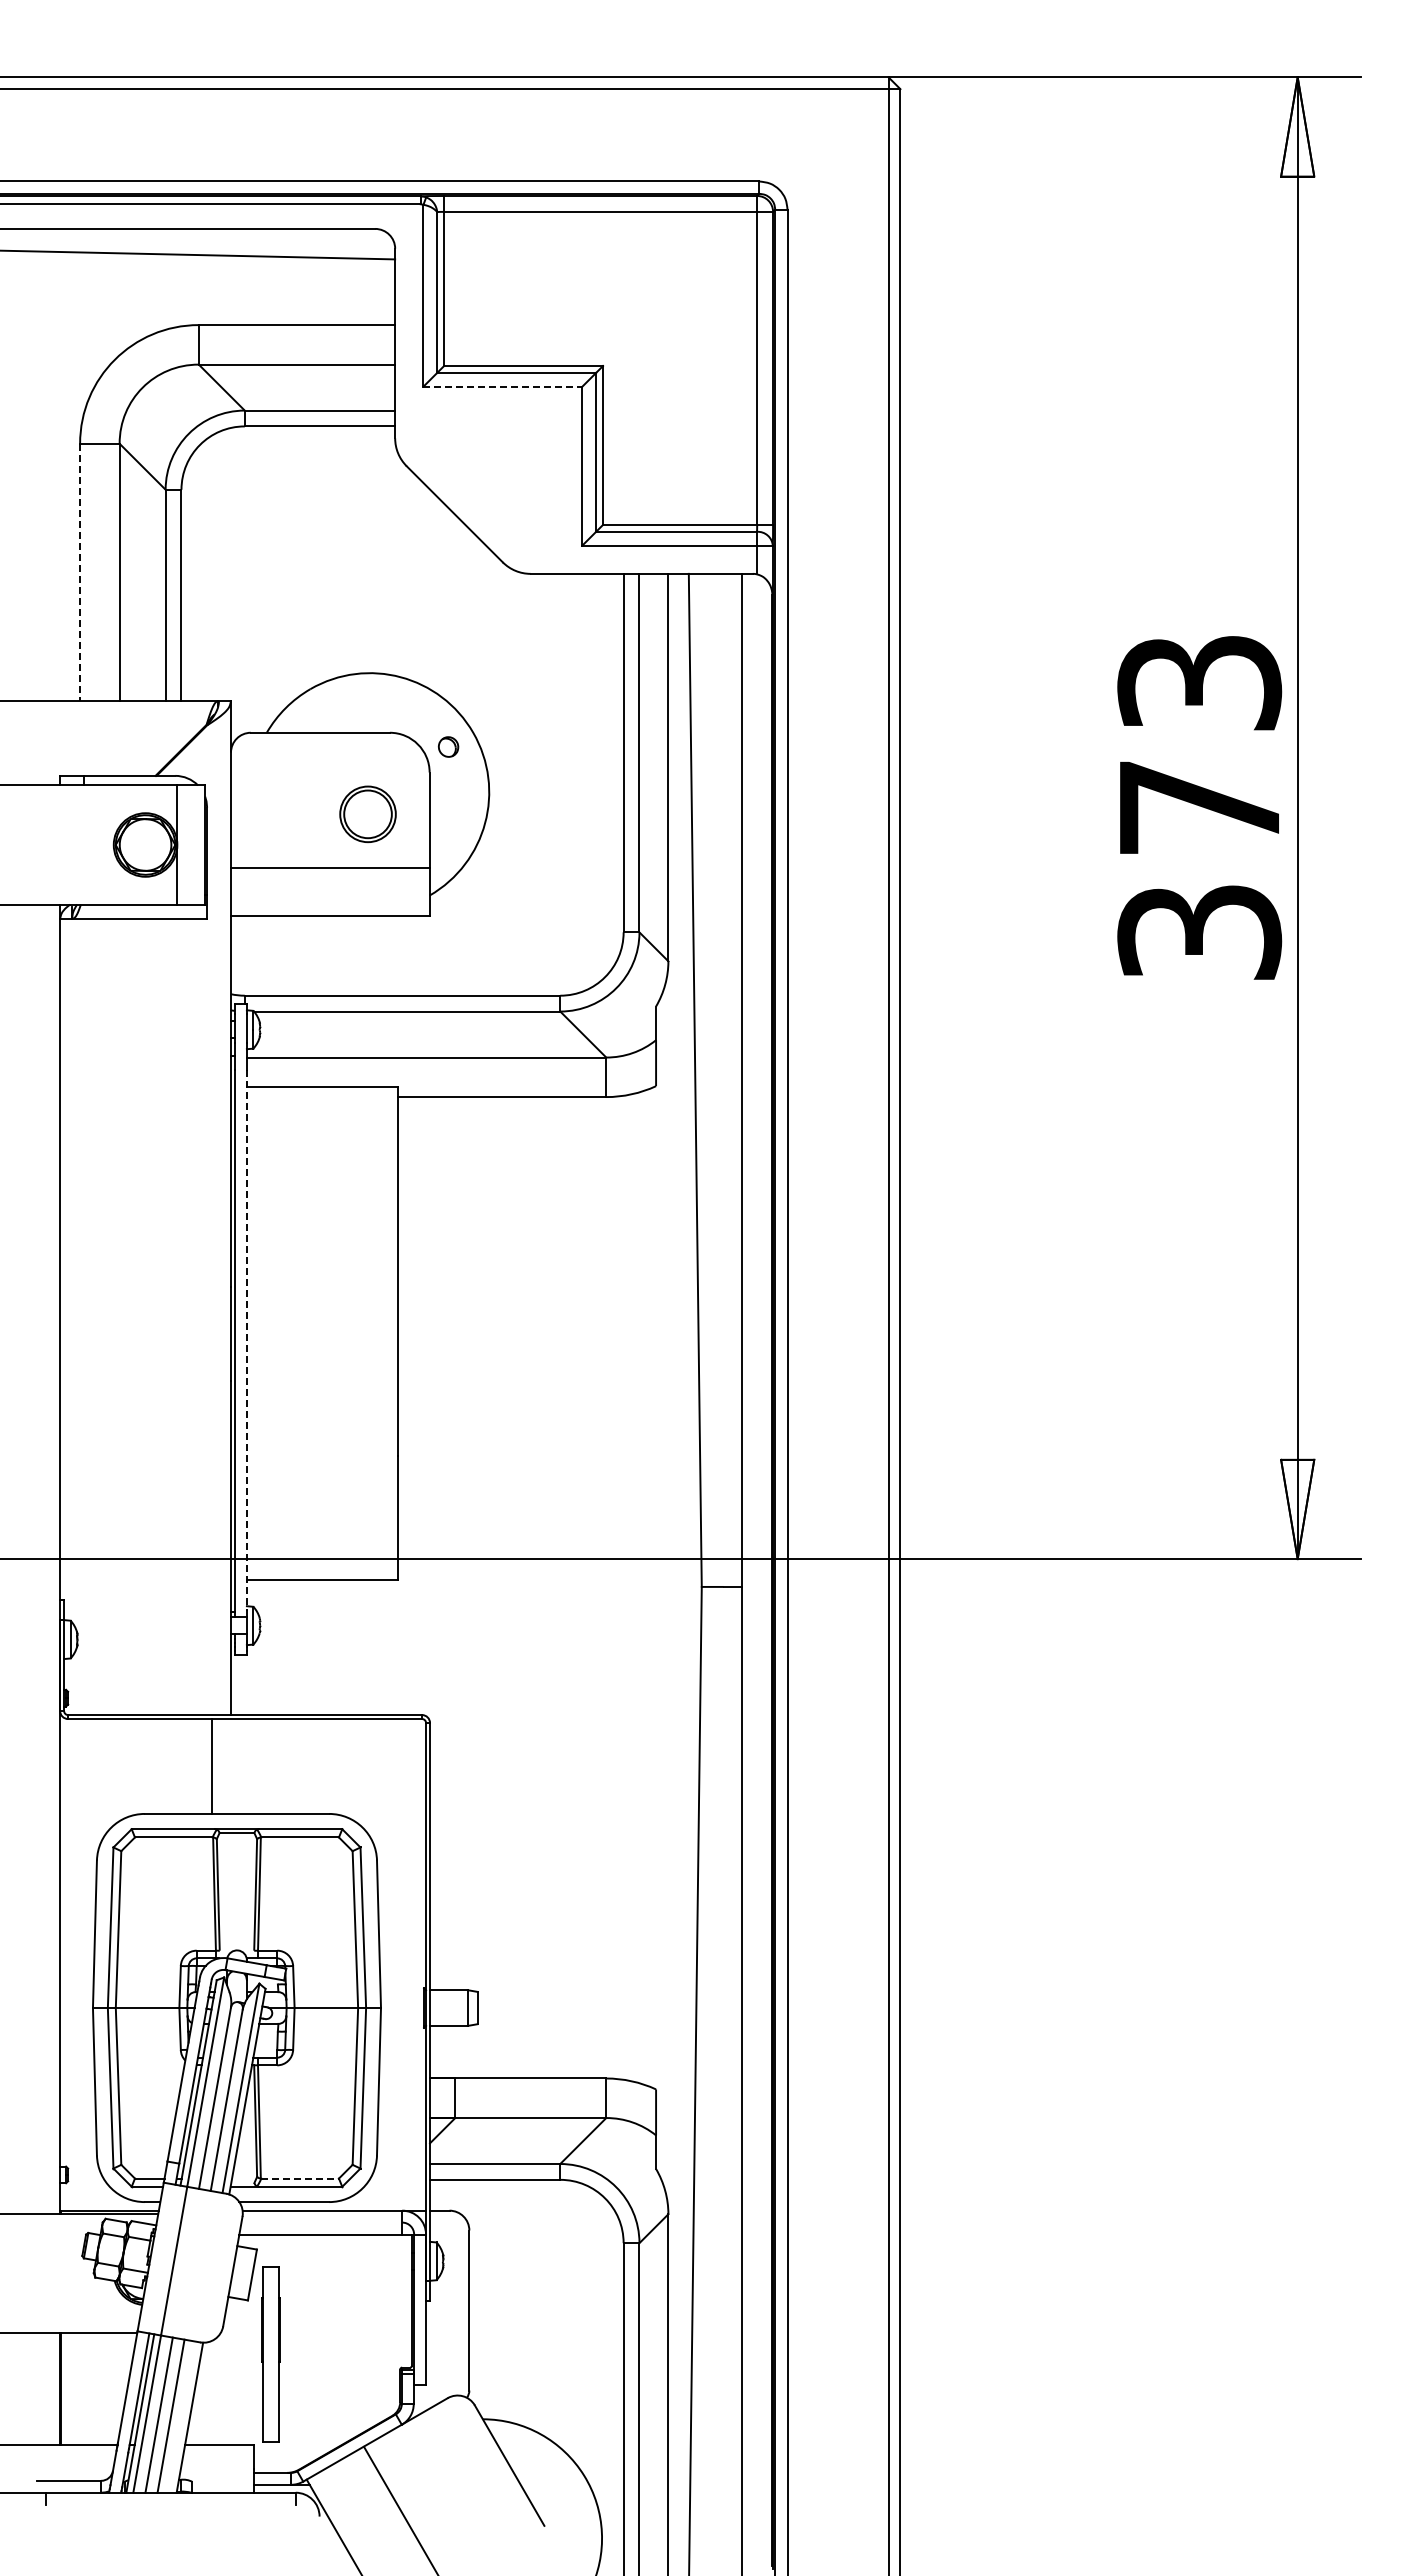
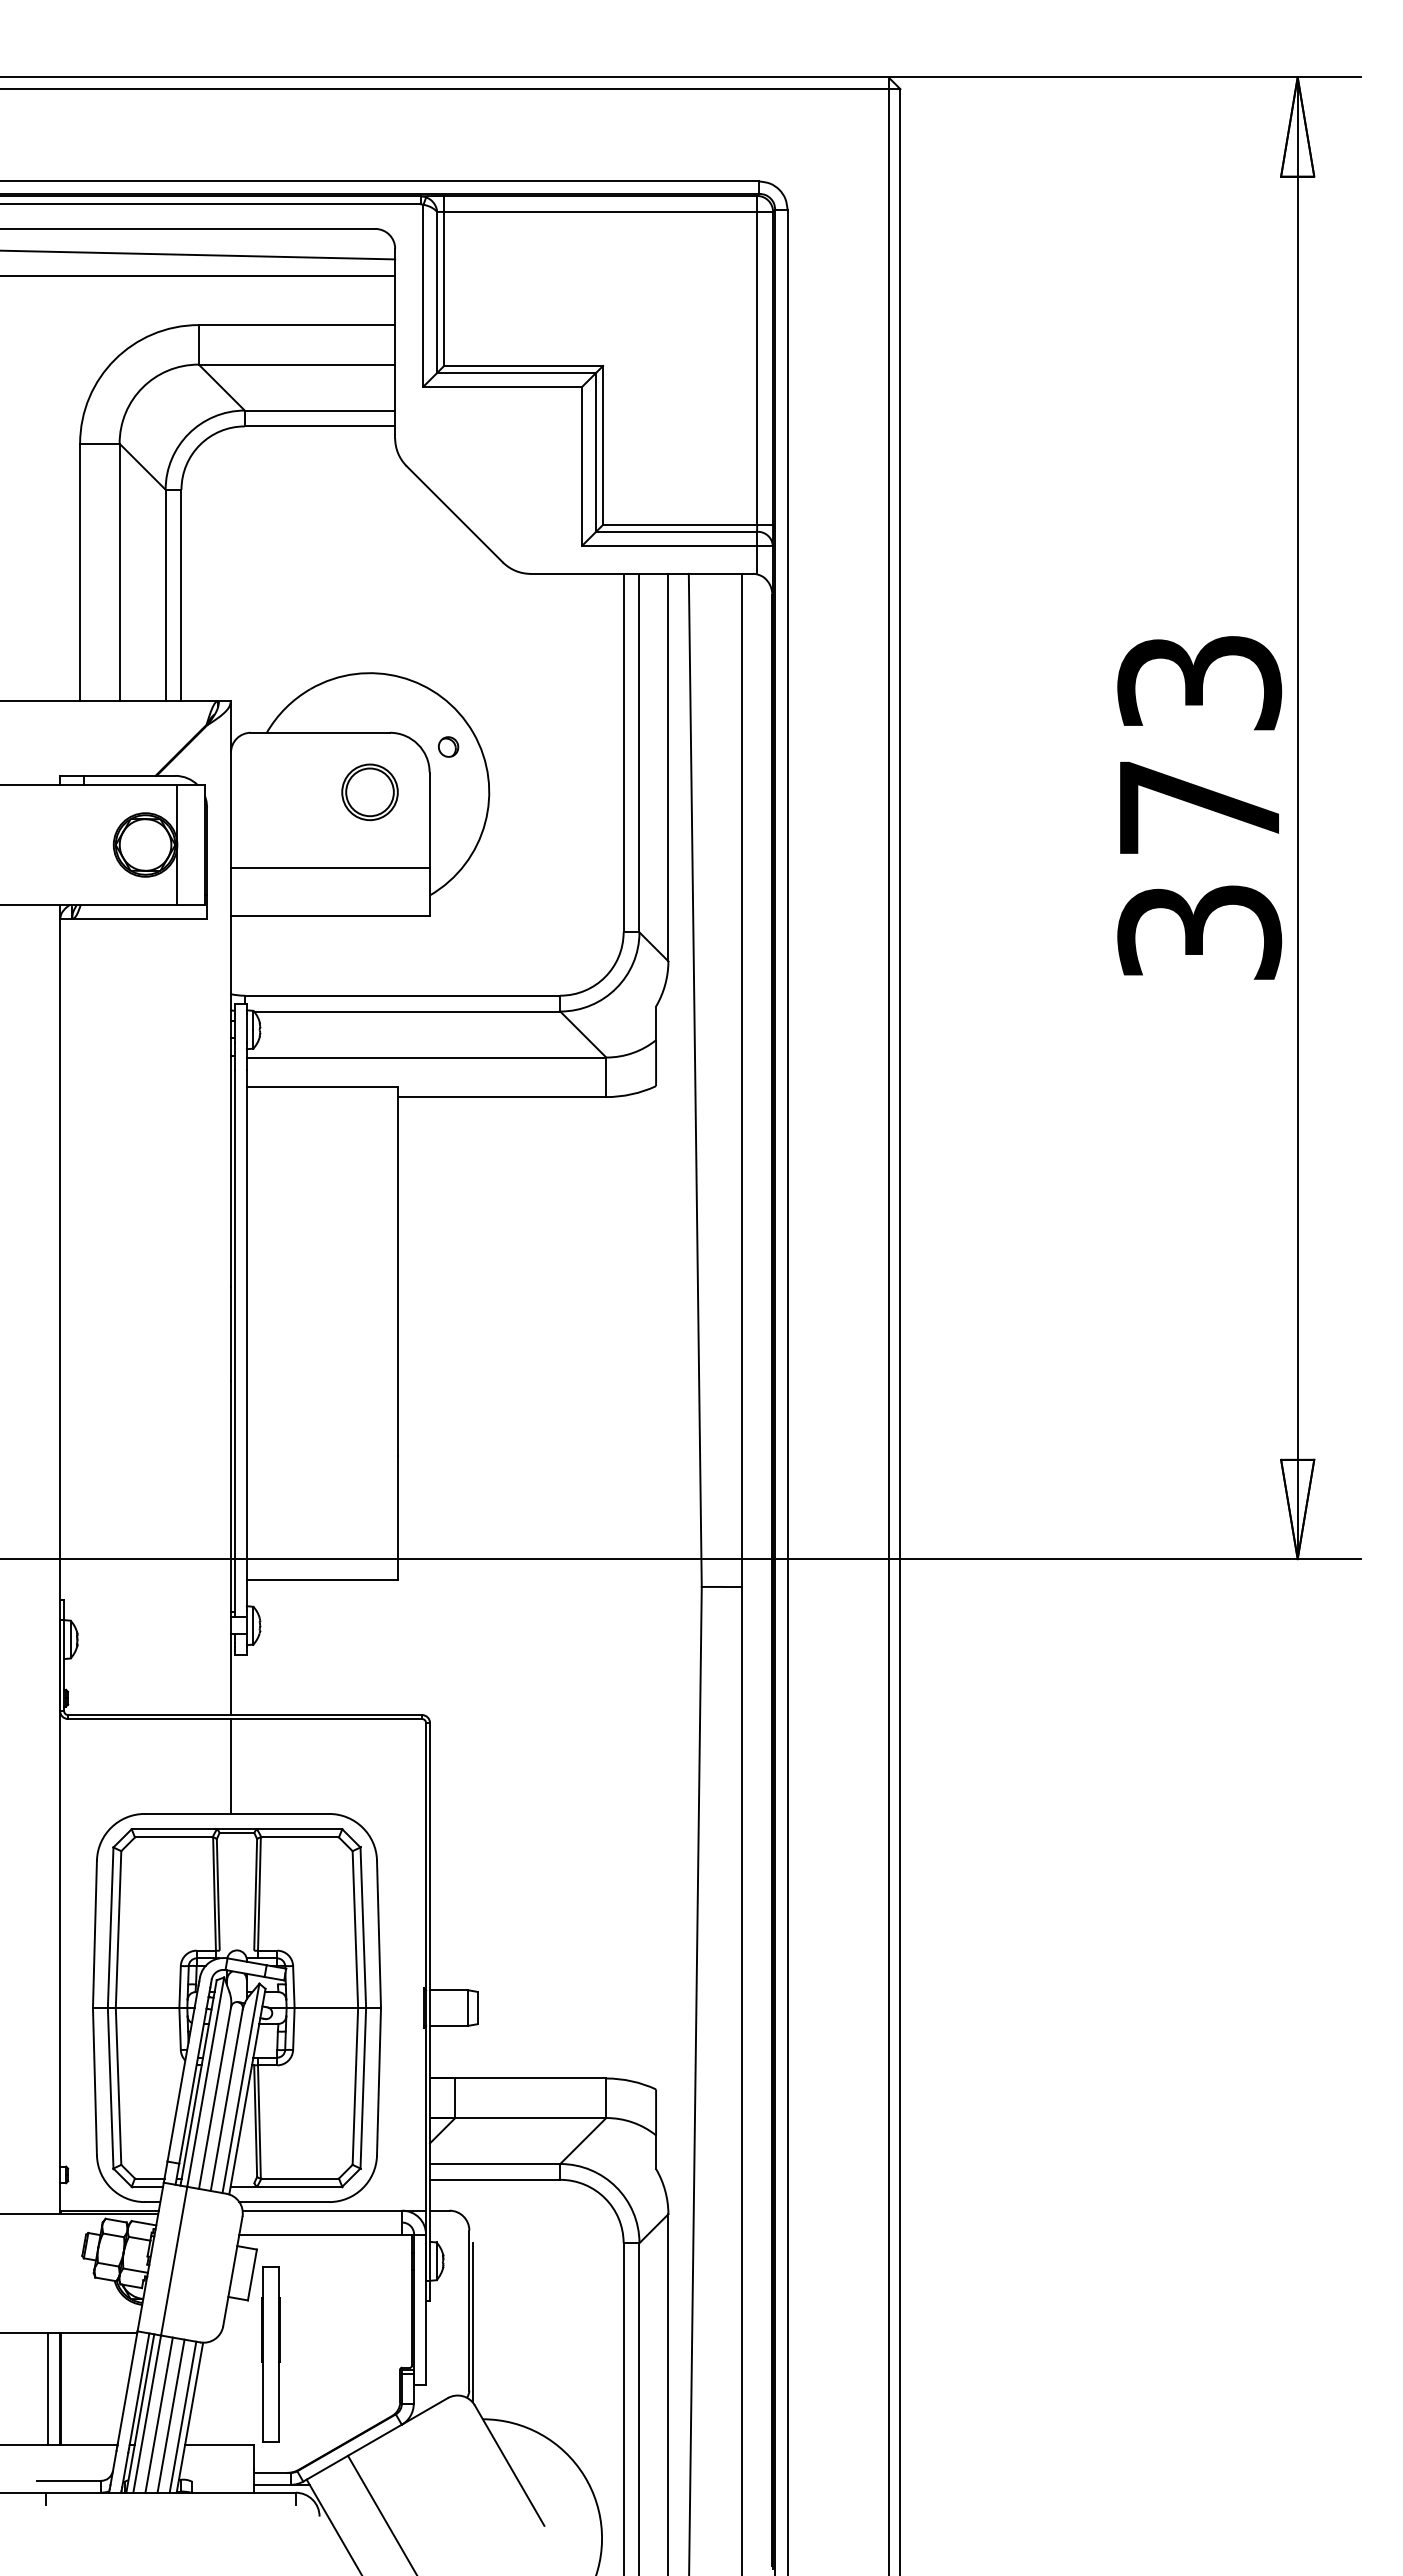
line: none -> present (198, 275)
line: dashed -> solid (503, 386)
line: dashed -> solid (80, 572)
part position: (367, 814) -> (369, 792) (369, 792)
line: dashed -> solid (246, 1340)
line position: (212, 1766) -> (231, 1766) (231, 1766)
line: dashed -> solid (300, 2178)
line: none -> present (472, 2322)
line: none -> present (48, 2388)
line: none -> present (182, 2416)
line position: (400, 2509) -> (381, 2513) (381, 2513)
